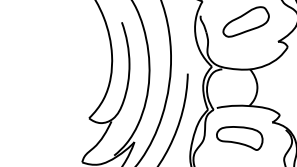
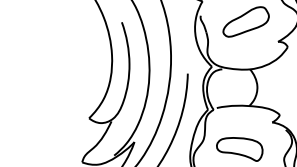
part position: (239, 138) -> (239, 149) (239, 149)
